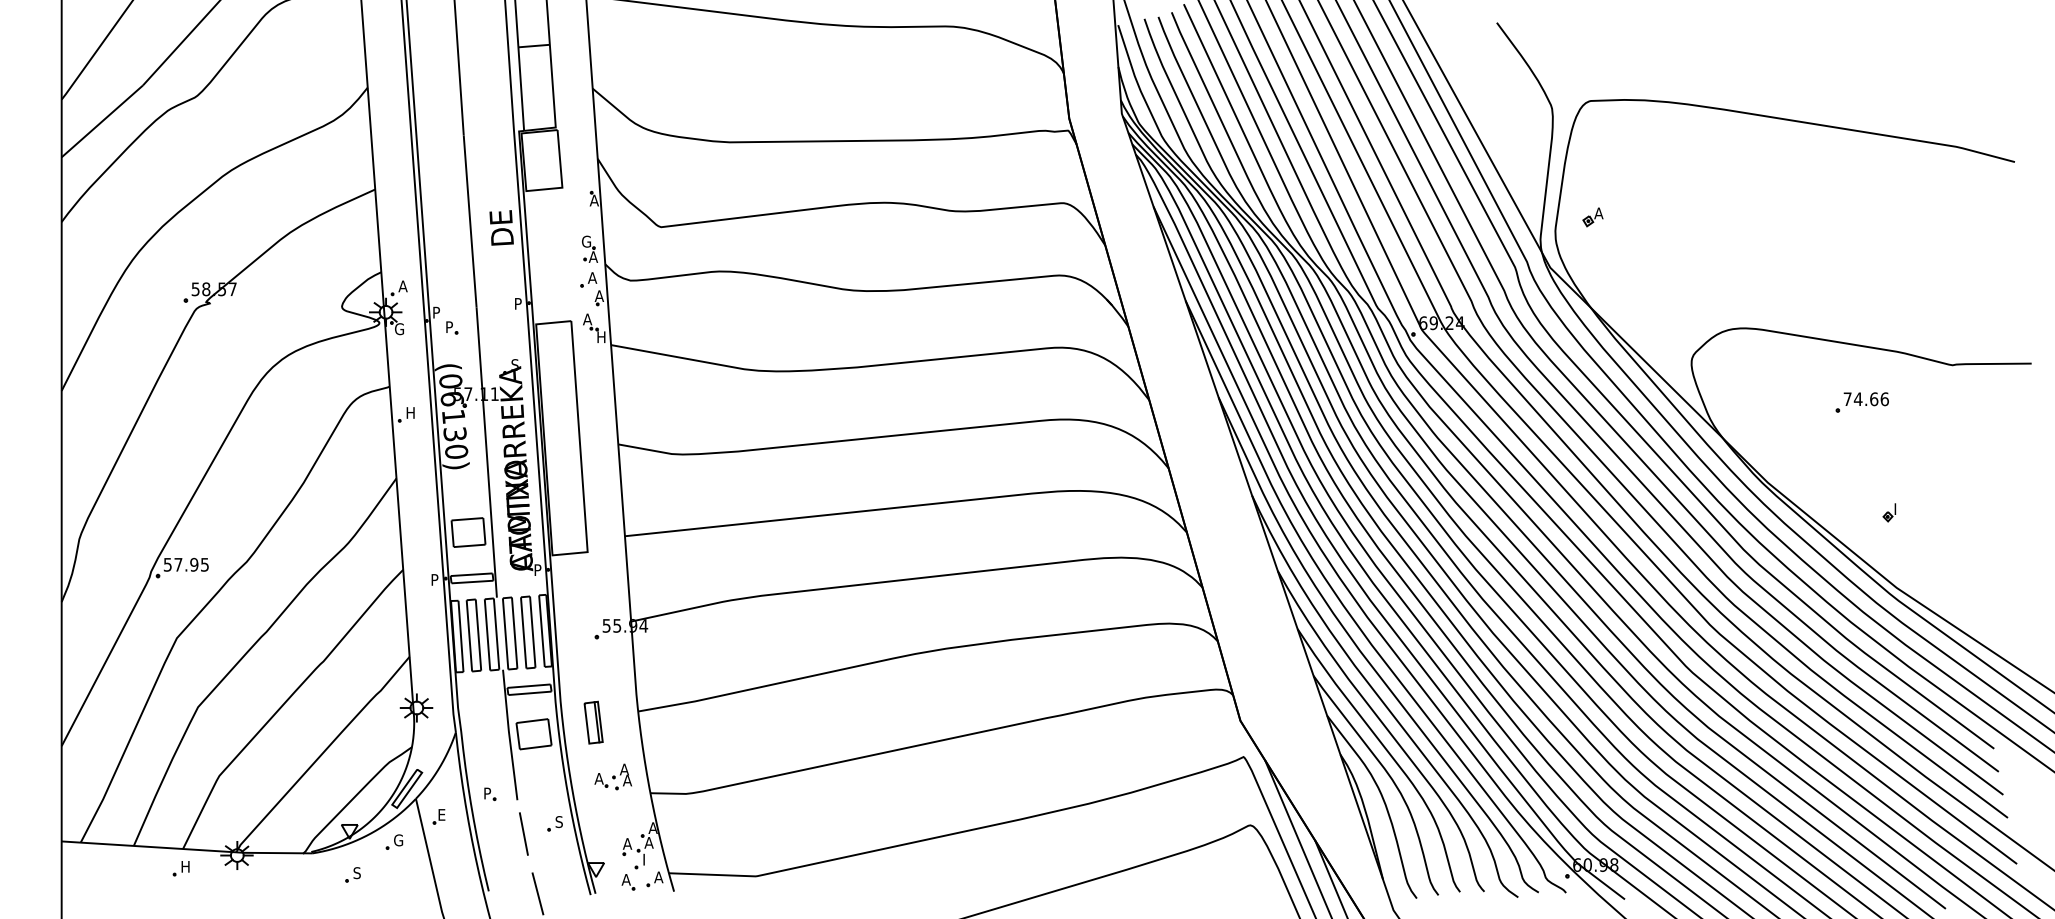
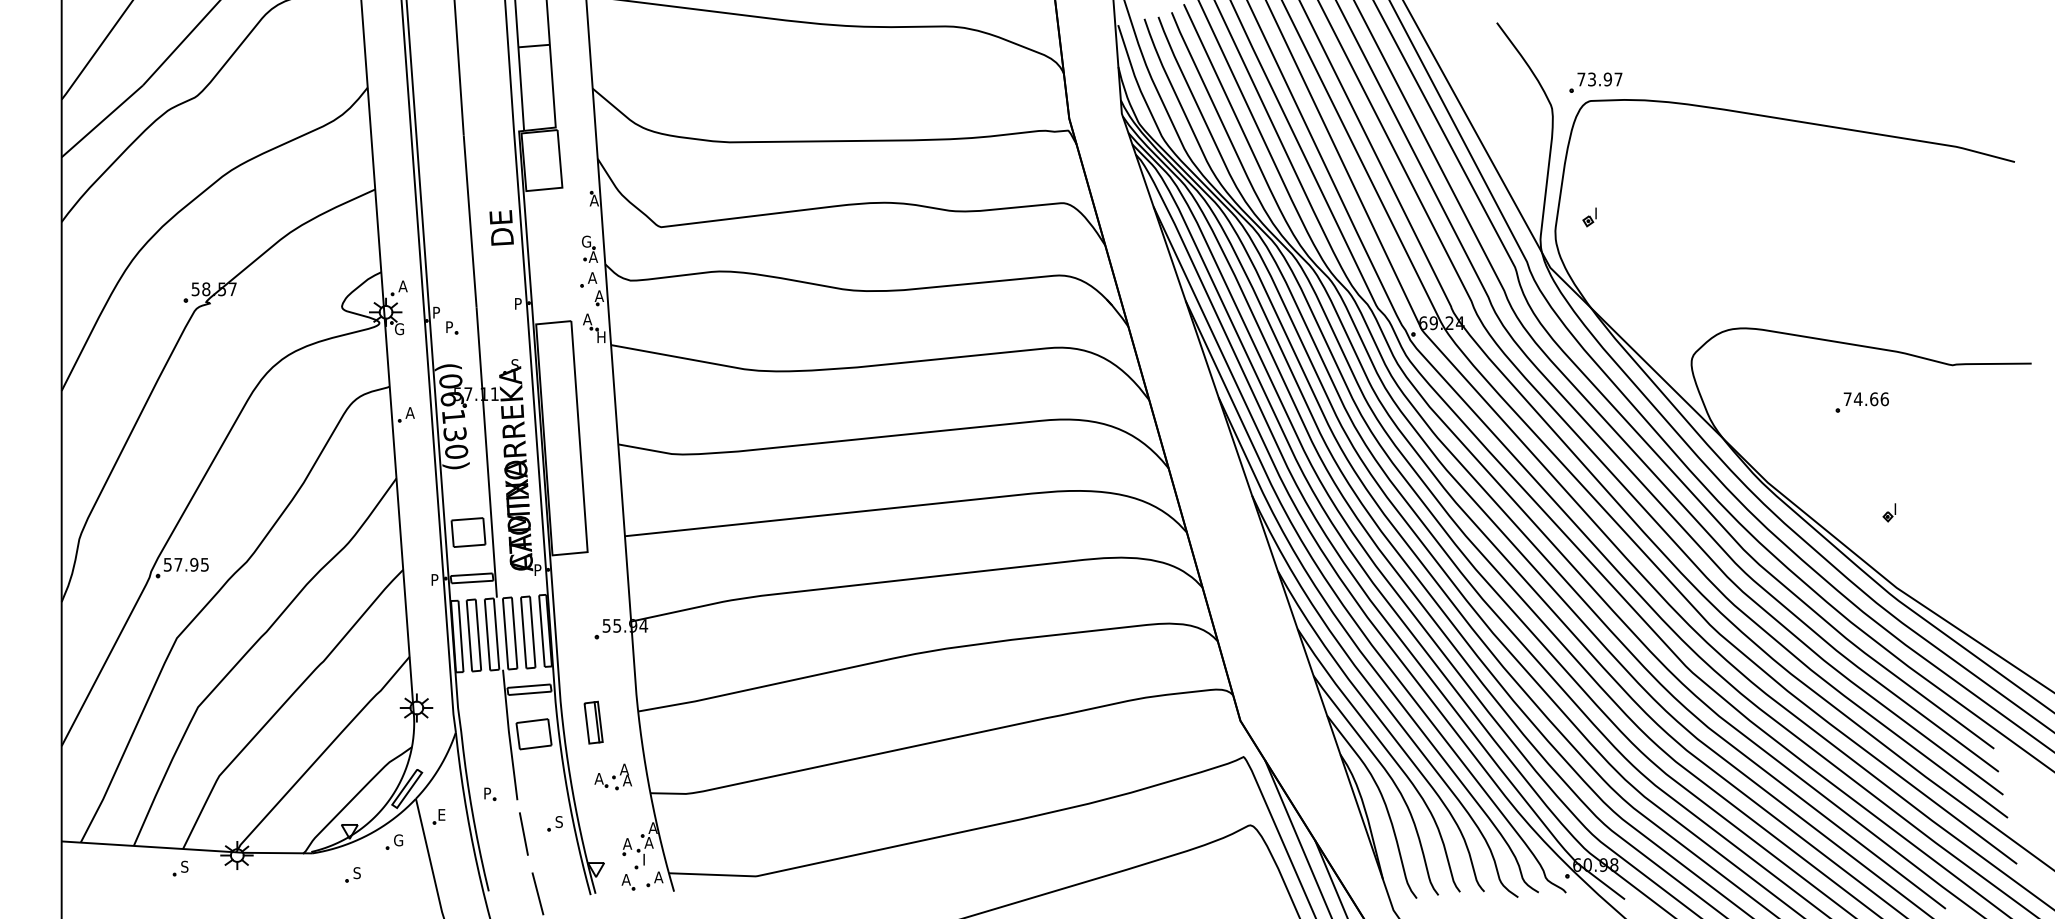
part: none -> present (1595, 82)
text: A -> I (1598, 213)
text: H -> A (409, 412)
text: H -> S (185, 866)
